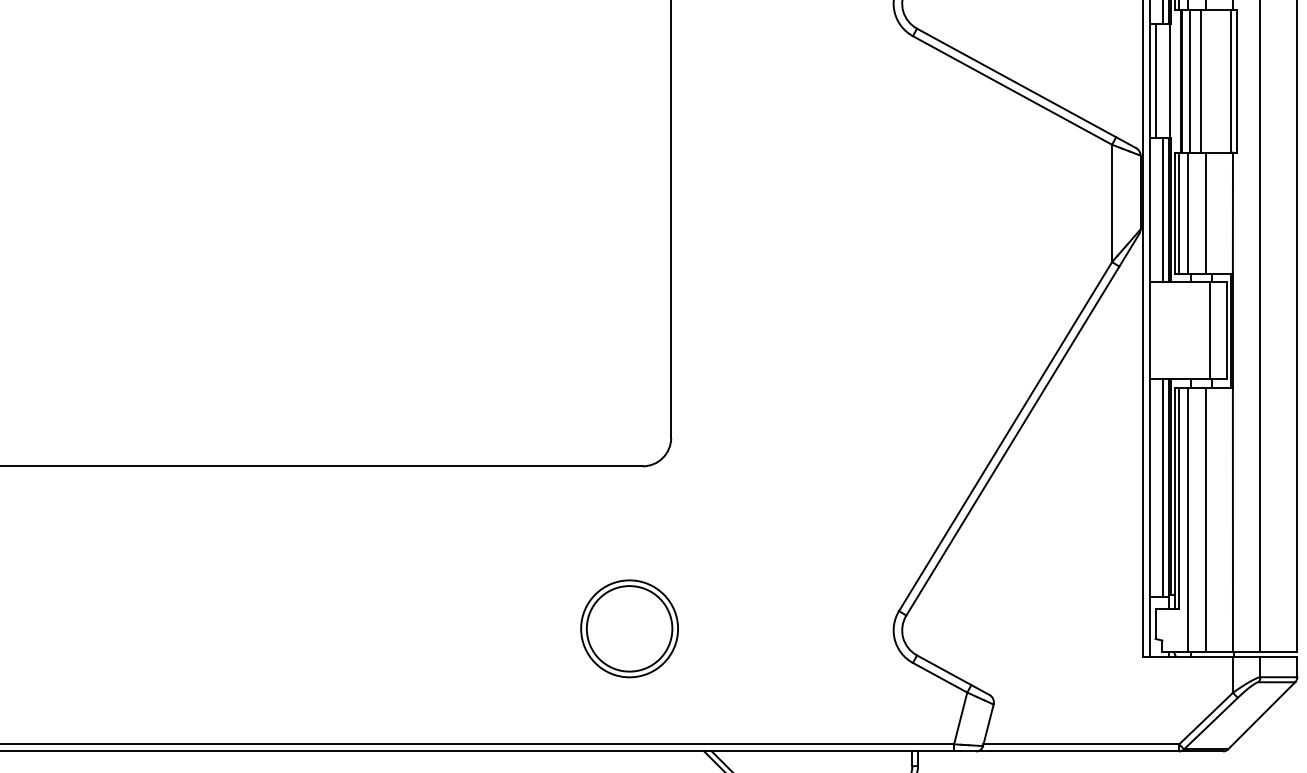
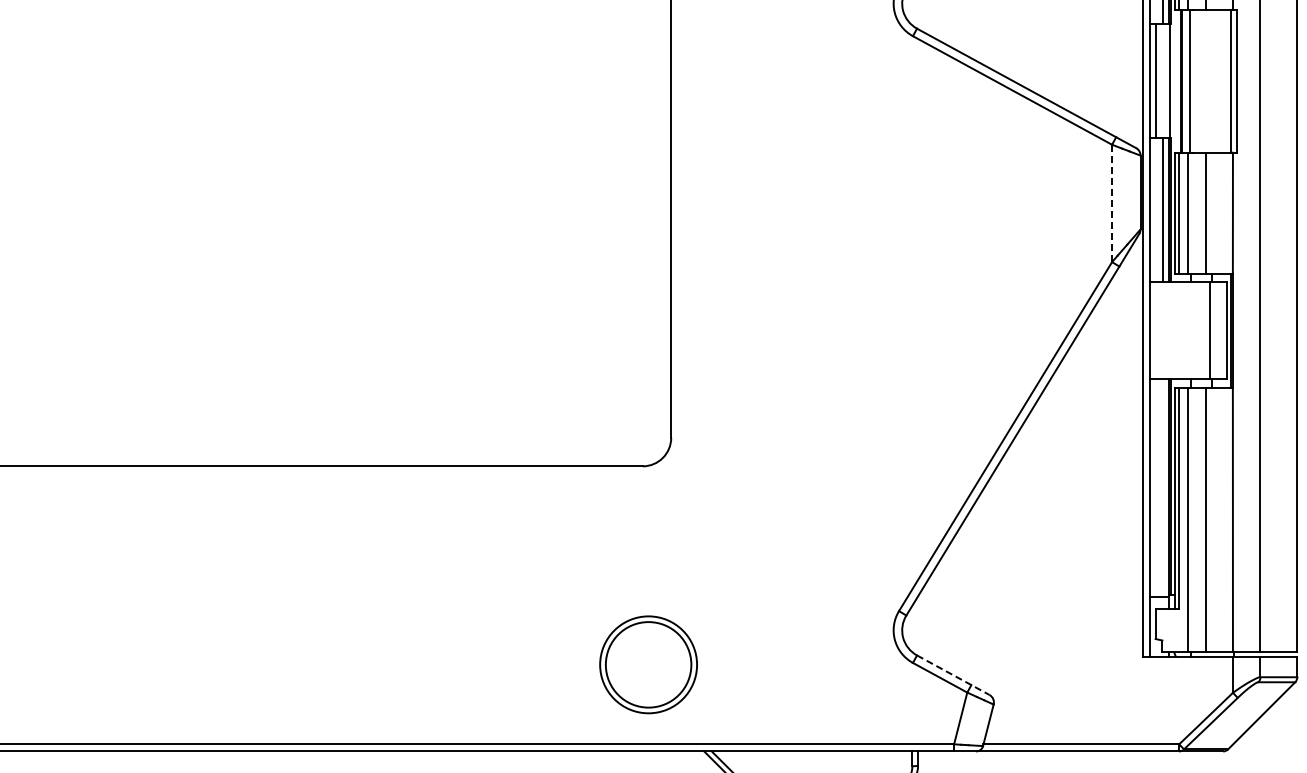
line: present -> none (1200, 81)
line: solid -> dashed (1112, 203)
line: present -> none (1163, 488)
part position: (629, 628) -> (648, 664) (648, 664)
line: solid -> dashed (953, 675)
